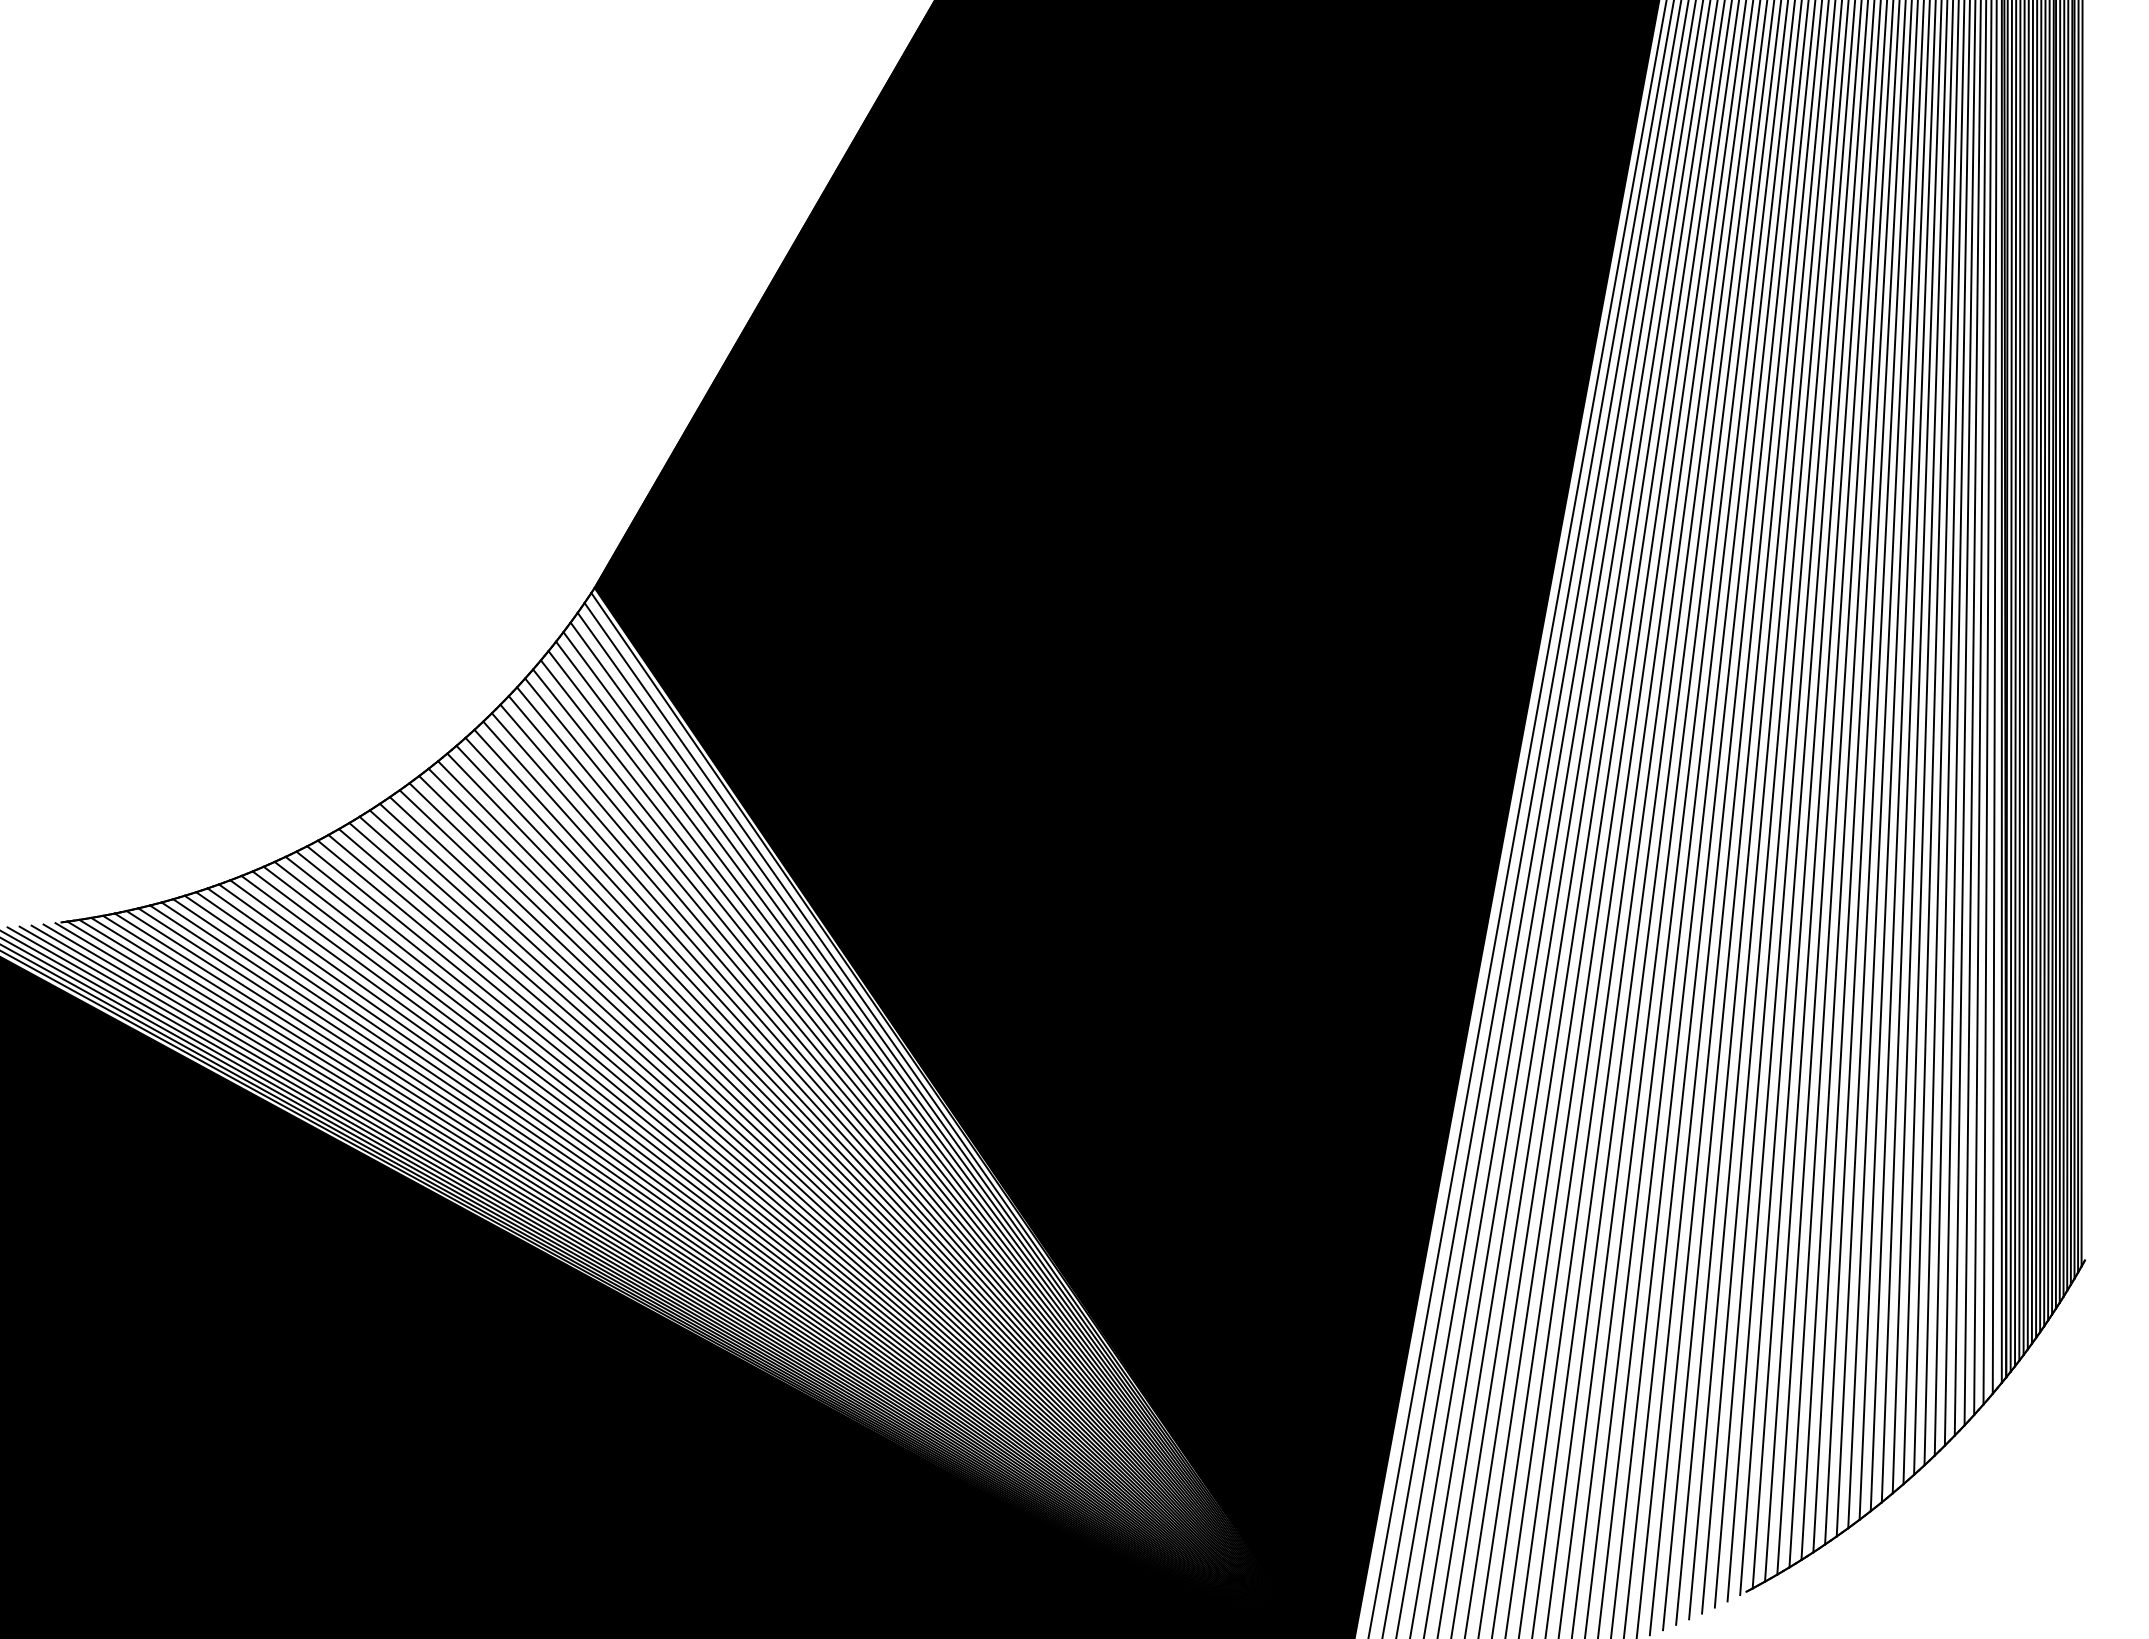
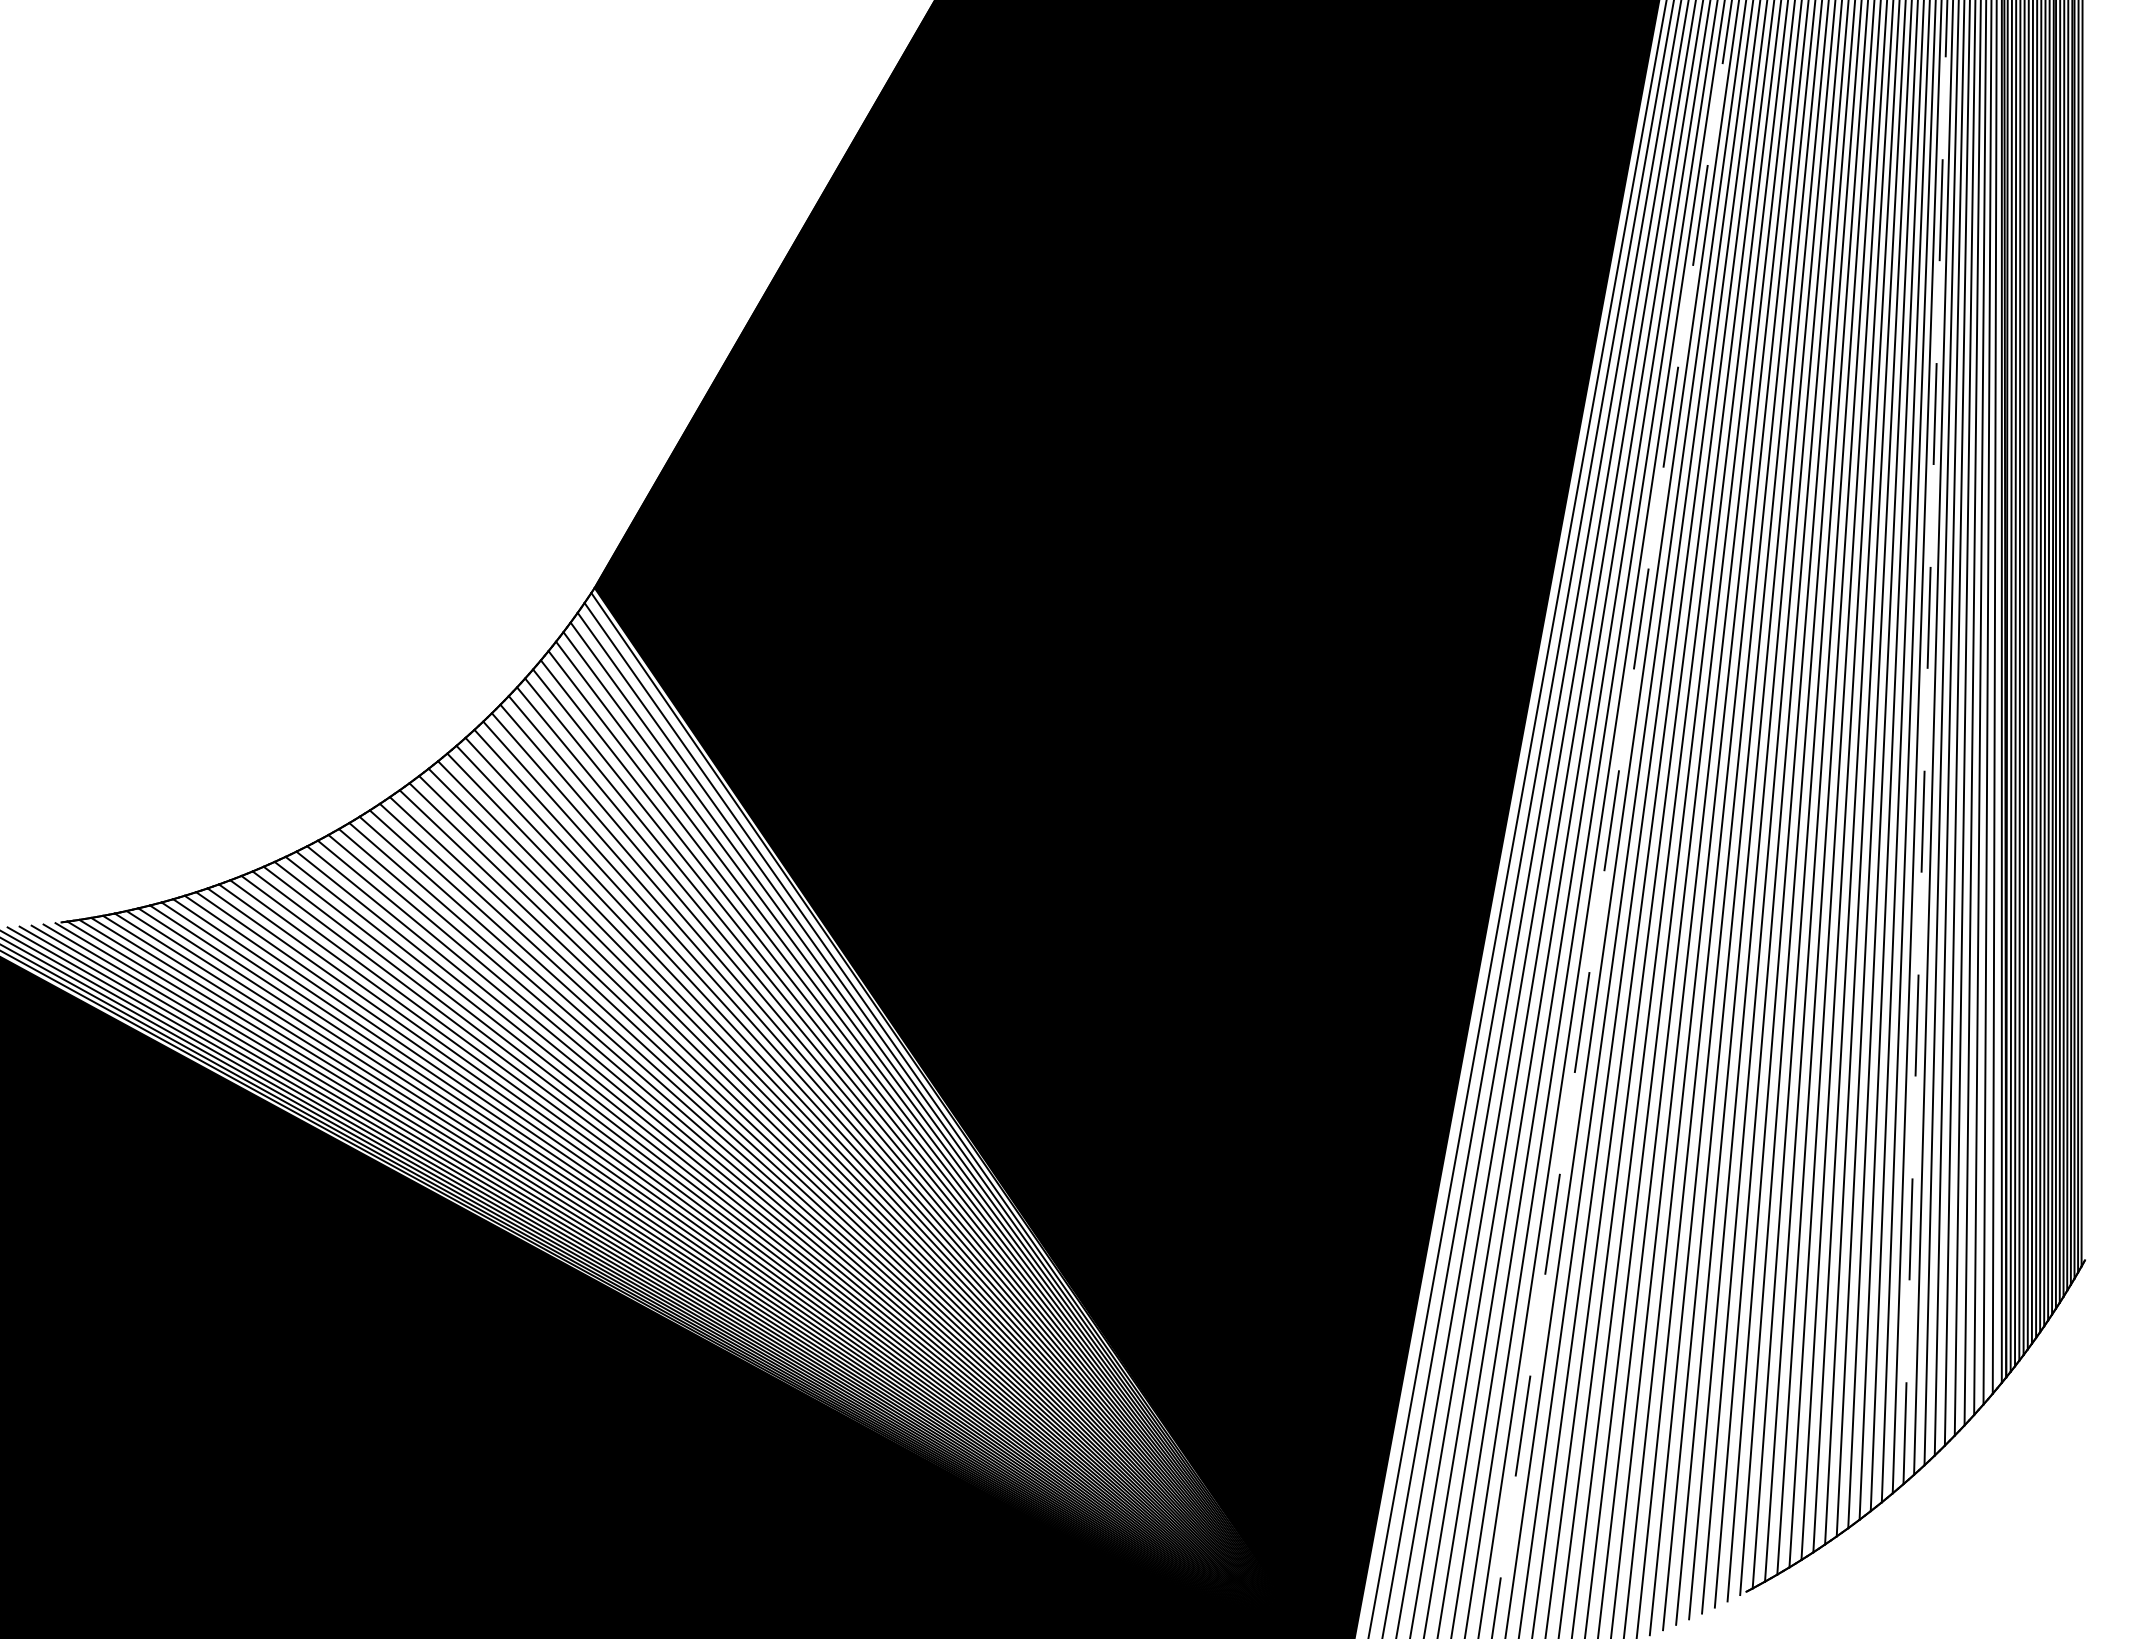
line: solid -> dashed (1925, 741)
line: solid -> dashed (1611, 819)
